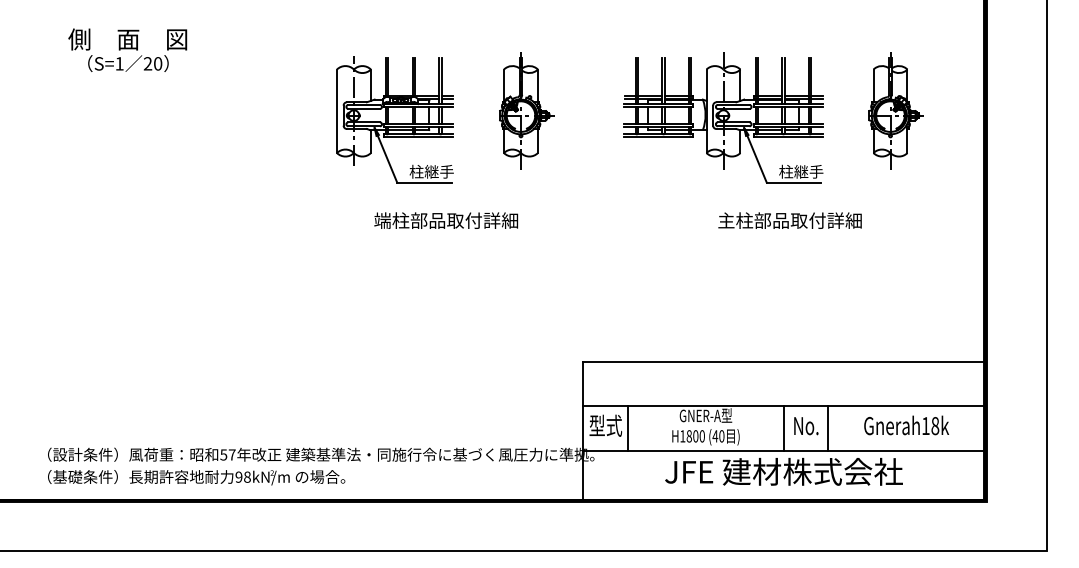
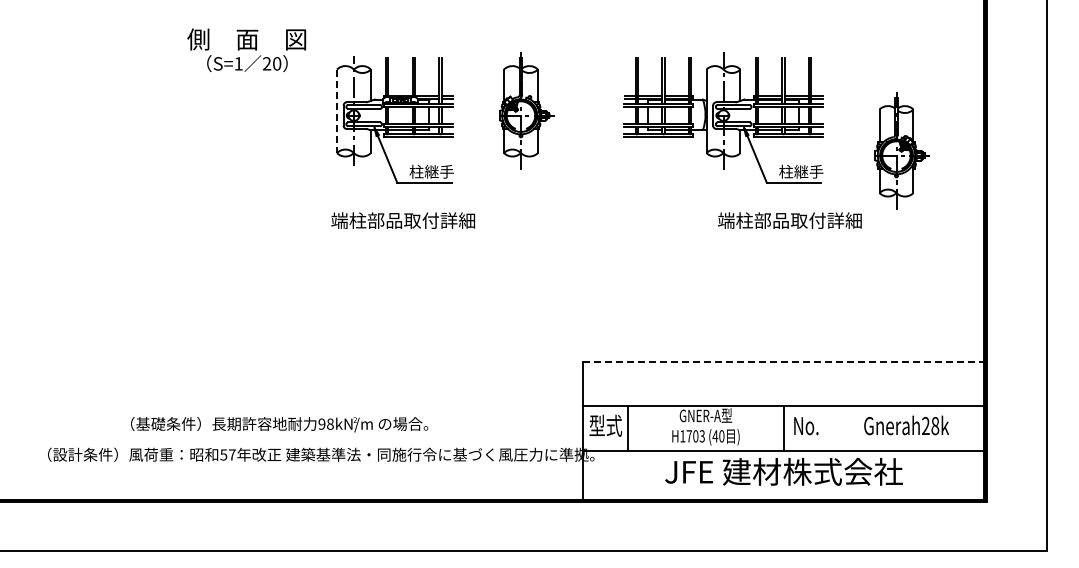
text position: (127, 49) -> (246, 49) (246, 49)
part position: (895, 110) -> (901, 150) (901, 150)
line: solid -> dashed (337, 111)
text position: (446, 220) -> (403, 220) (403, 220)
text: 主柱部品取付詳細 -> 端柱部品取付詳細 (726, 220)
line: solid -> dashed (784, 361)
text: Gnerah18k -> Gnerah28k (925, 425)
line: present -> none (828, 428)
text: H1800 -> H1703 (695, 436)
text position: (196, 477) -> (279, 424) (279, 424)
